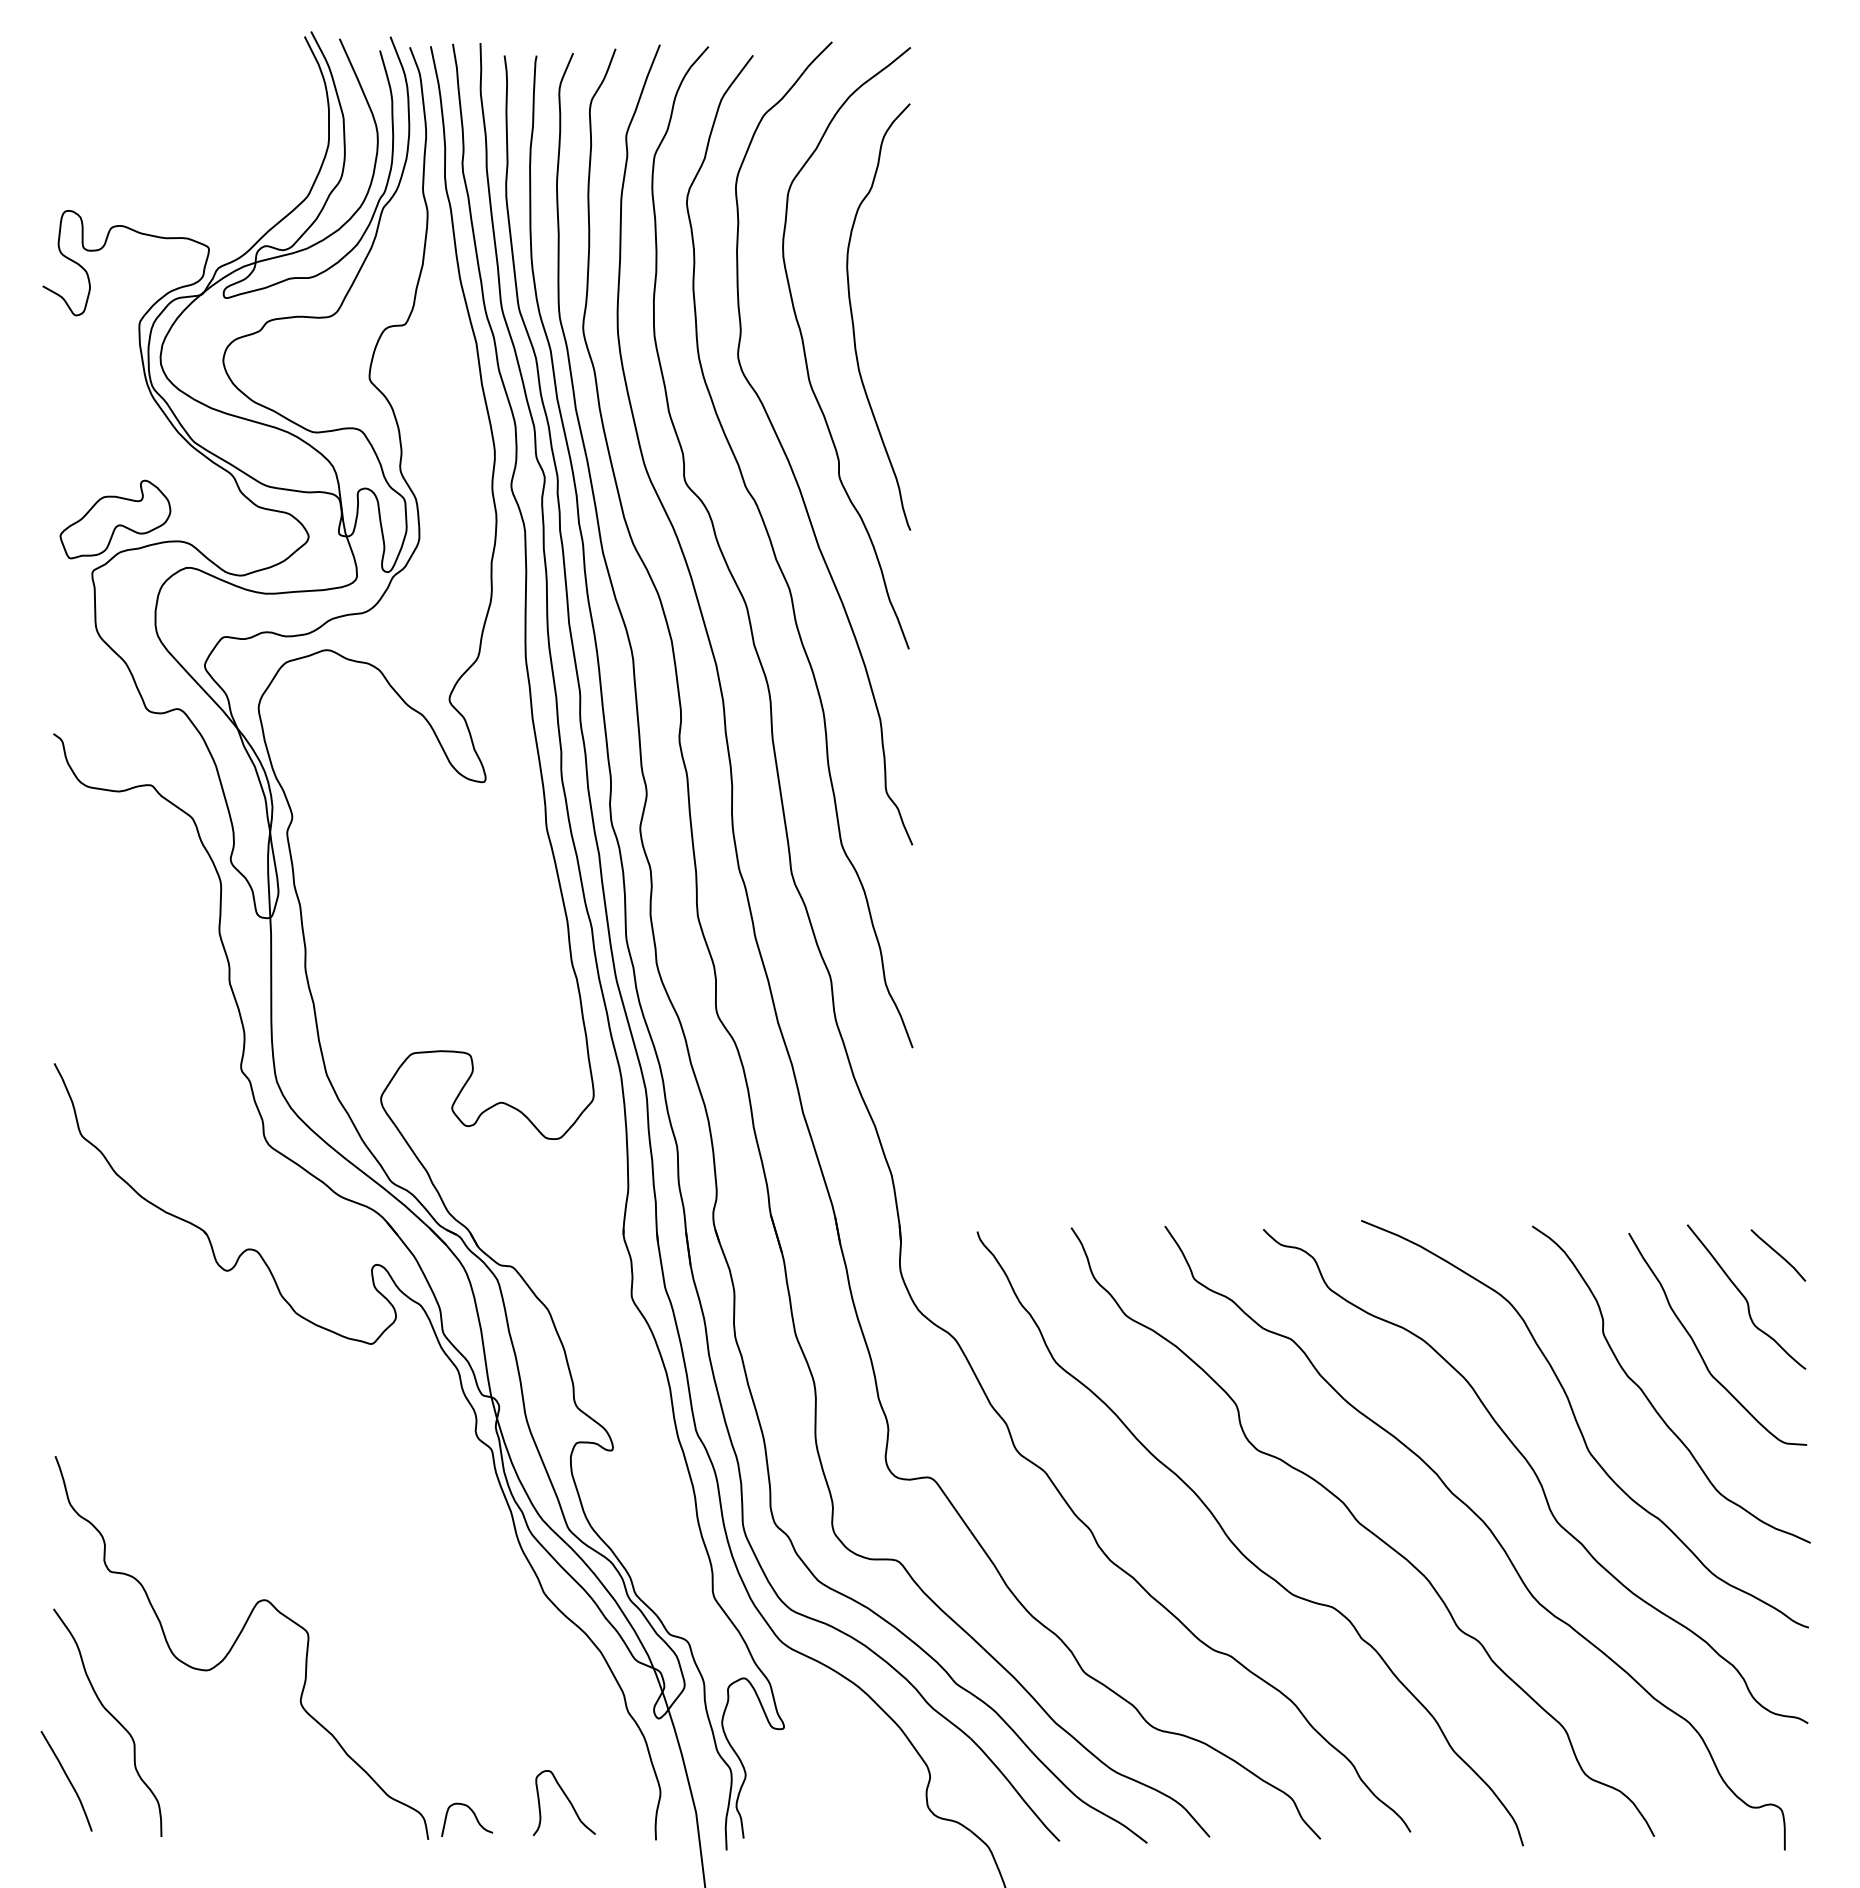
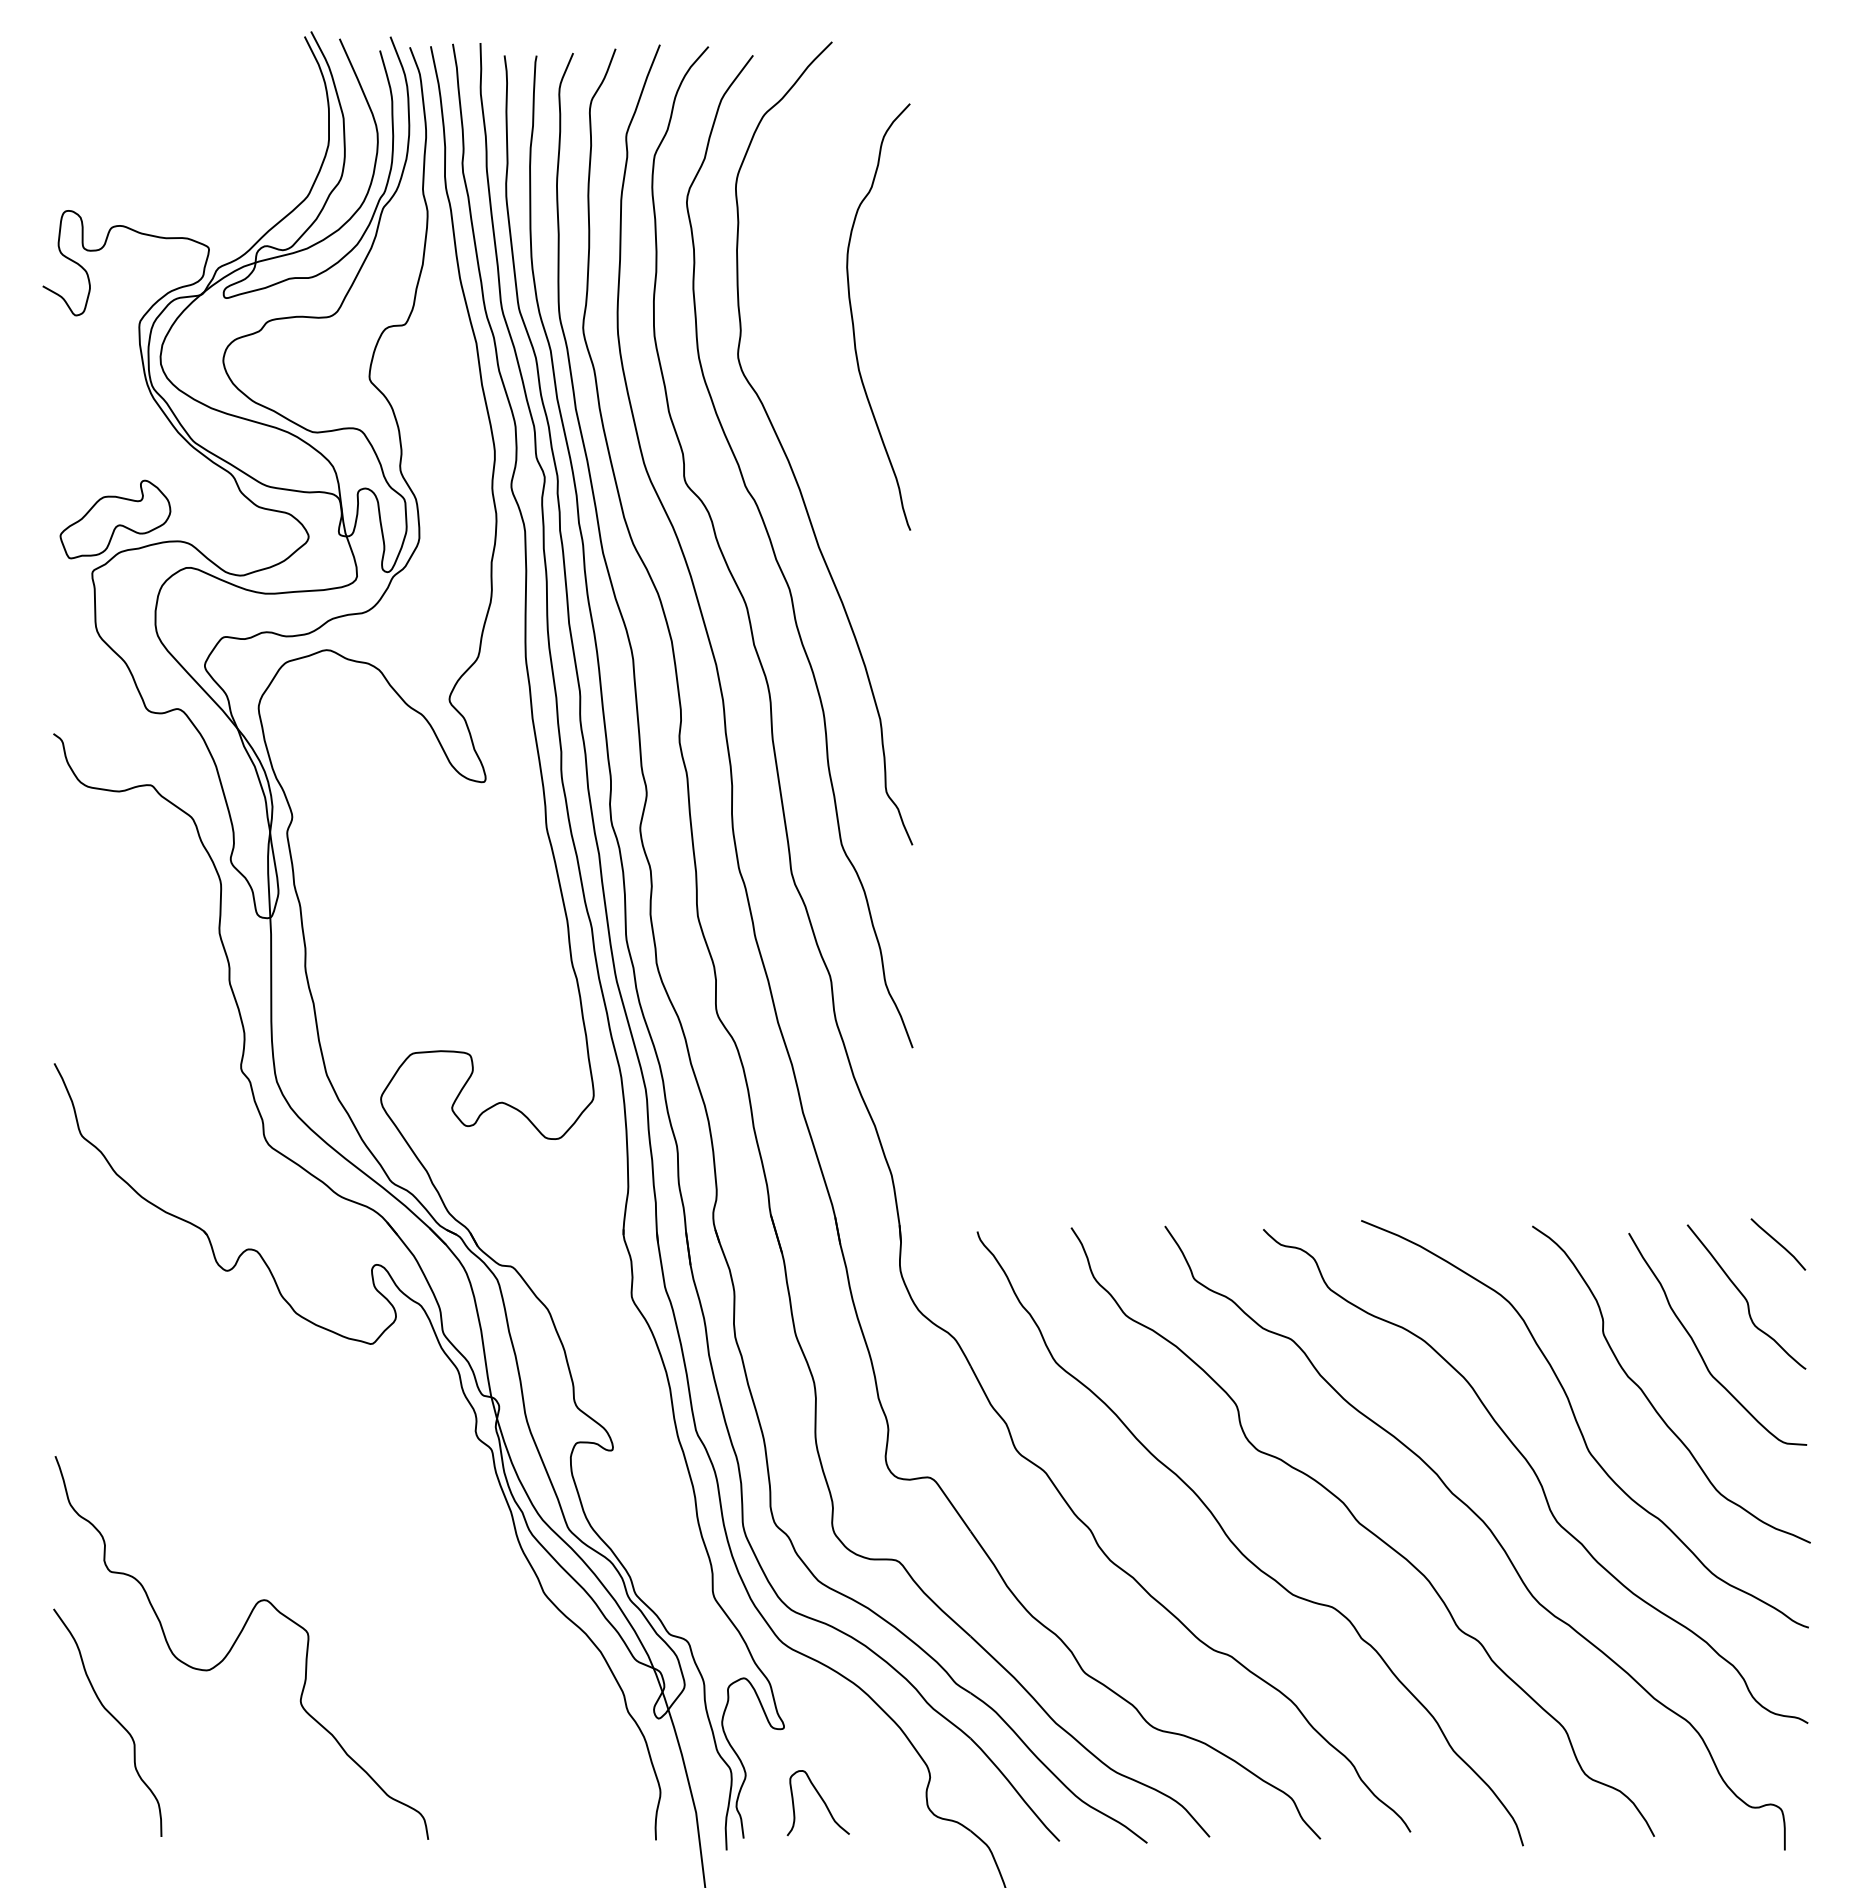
curve: present -> none (806, 356)
line position: (1778, 1255) -> (1778, 1244) (1778, 1244)
curve: present -> none (68, 1781)
curve position: (568, 1801) -> (822, 1801) (822, 1801)
curve: present -> none (474, 1816)
